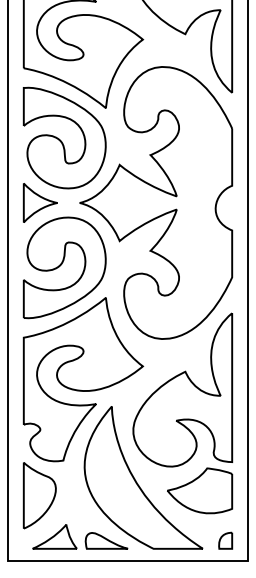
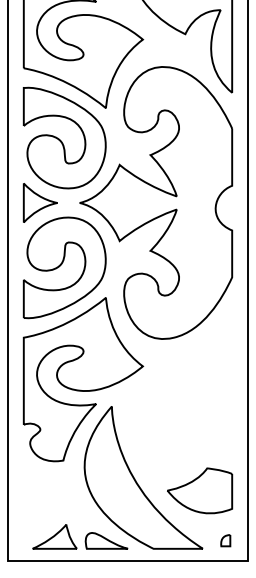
part: present -> none (182, 389)
part: present -> none (39, 495)
part size: 16x19 px -> 12x14 px (225, 540)
